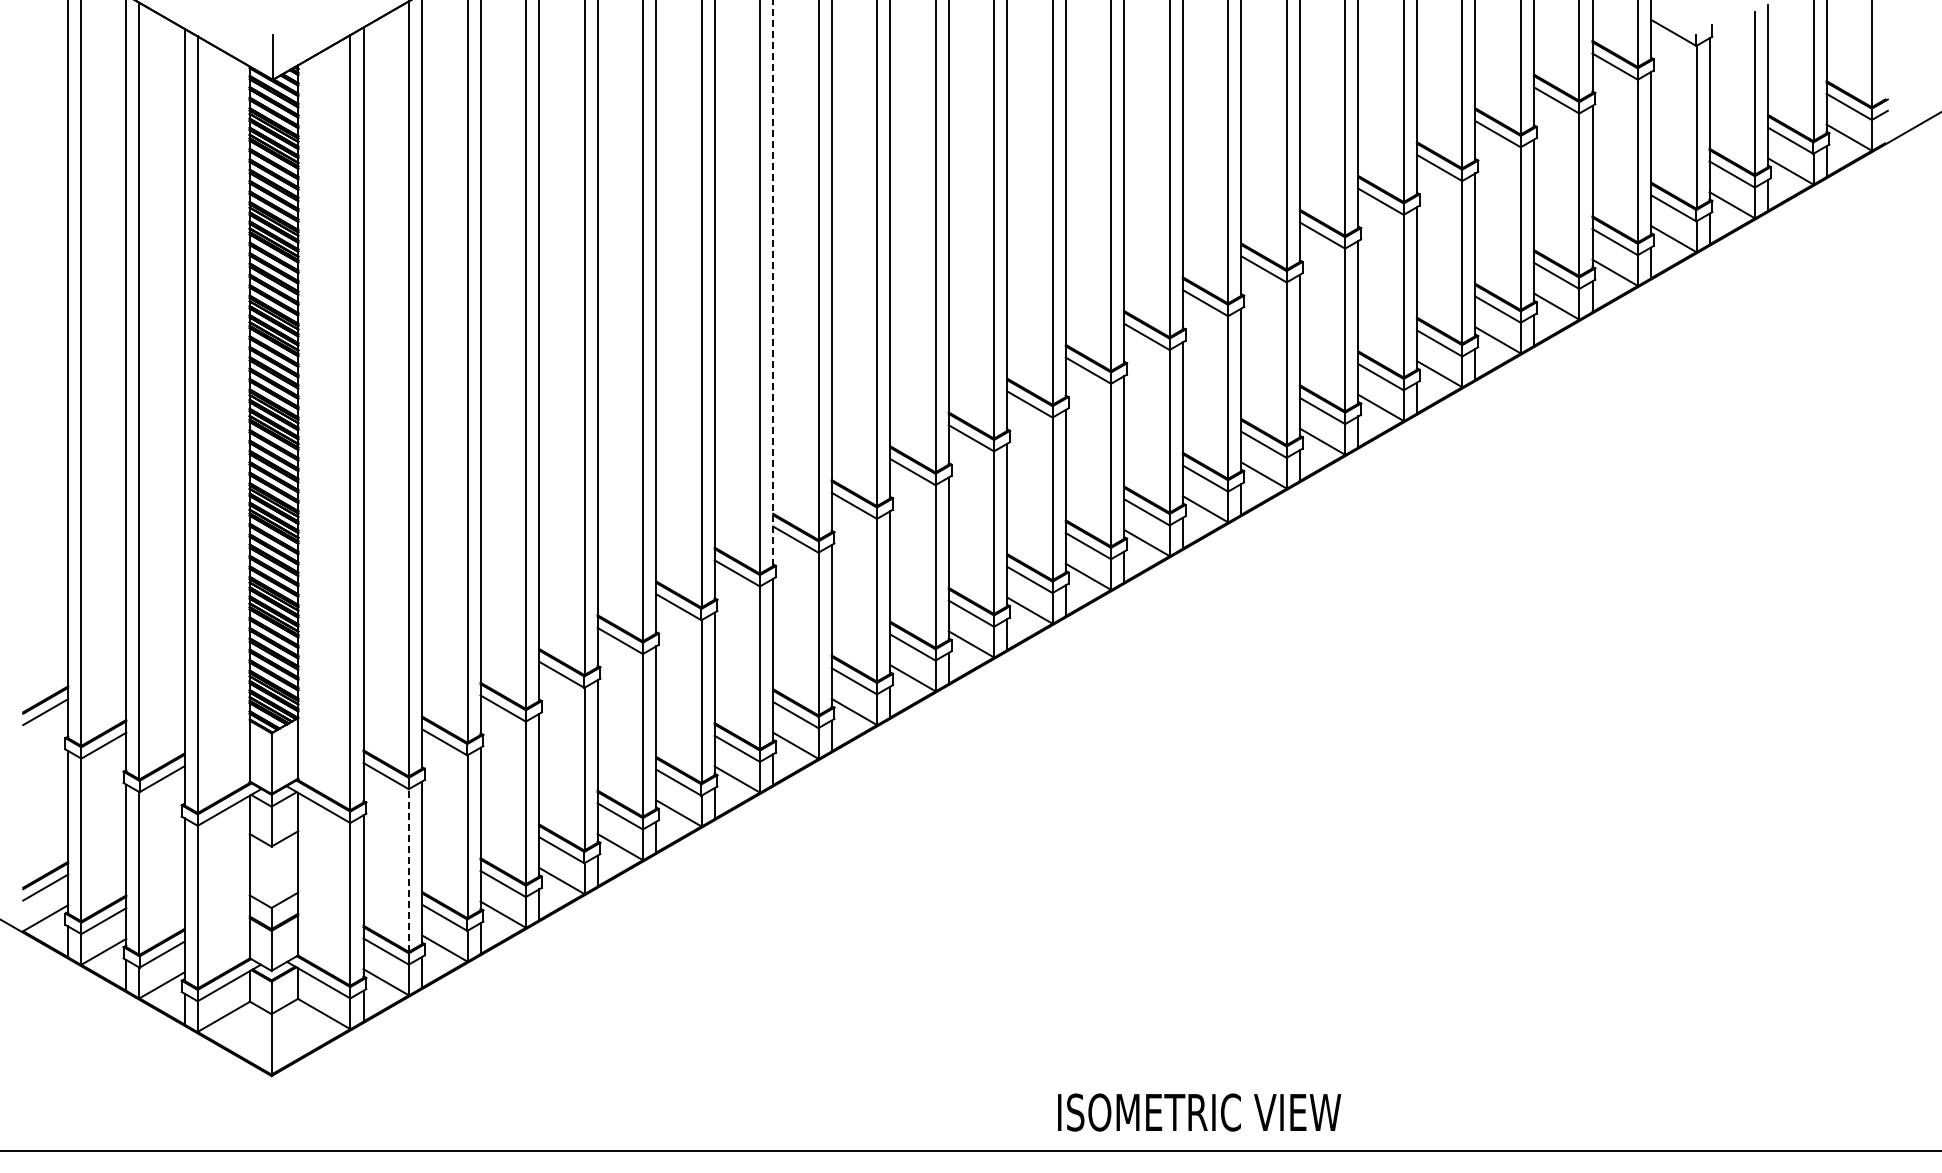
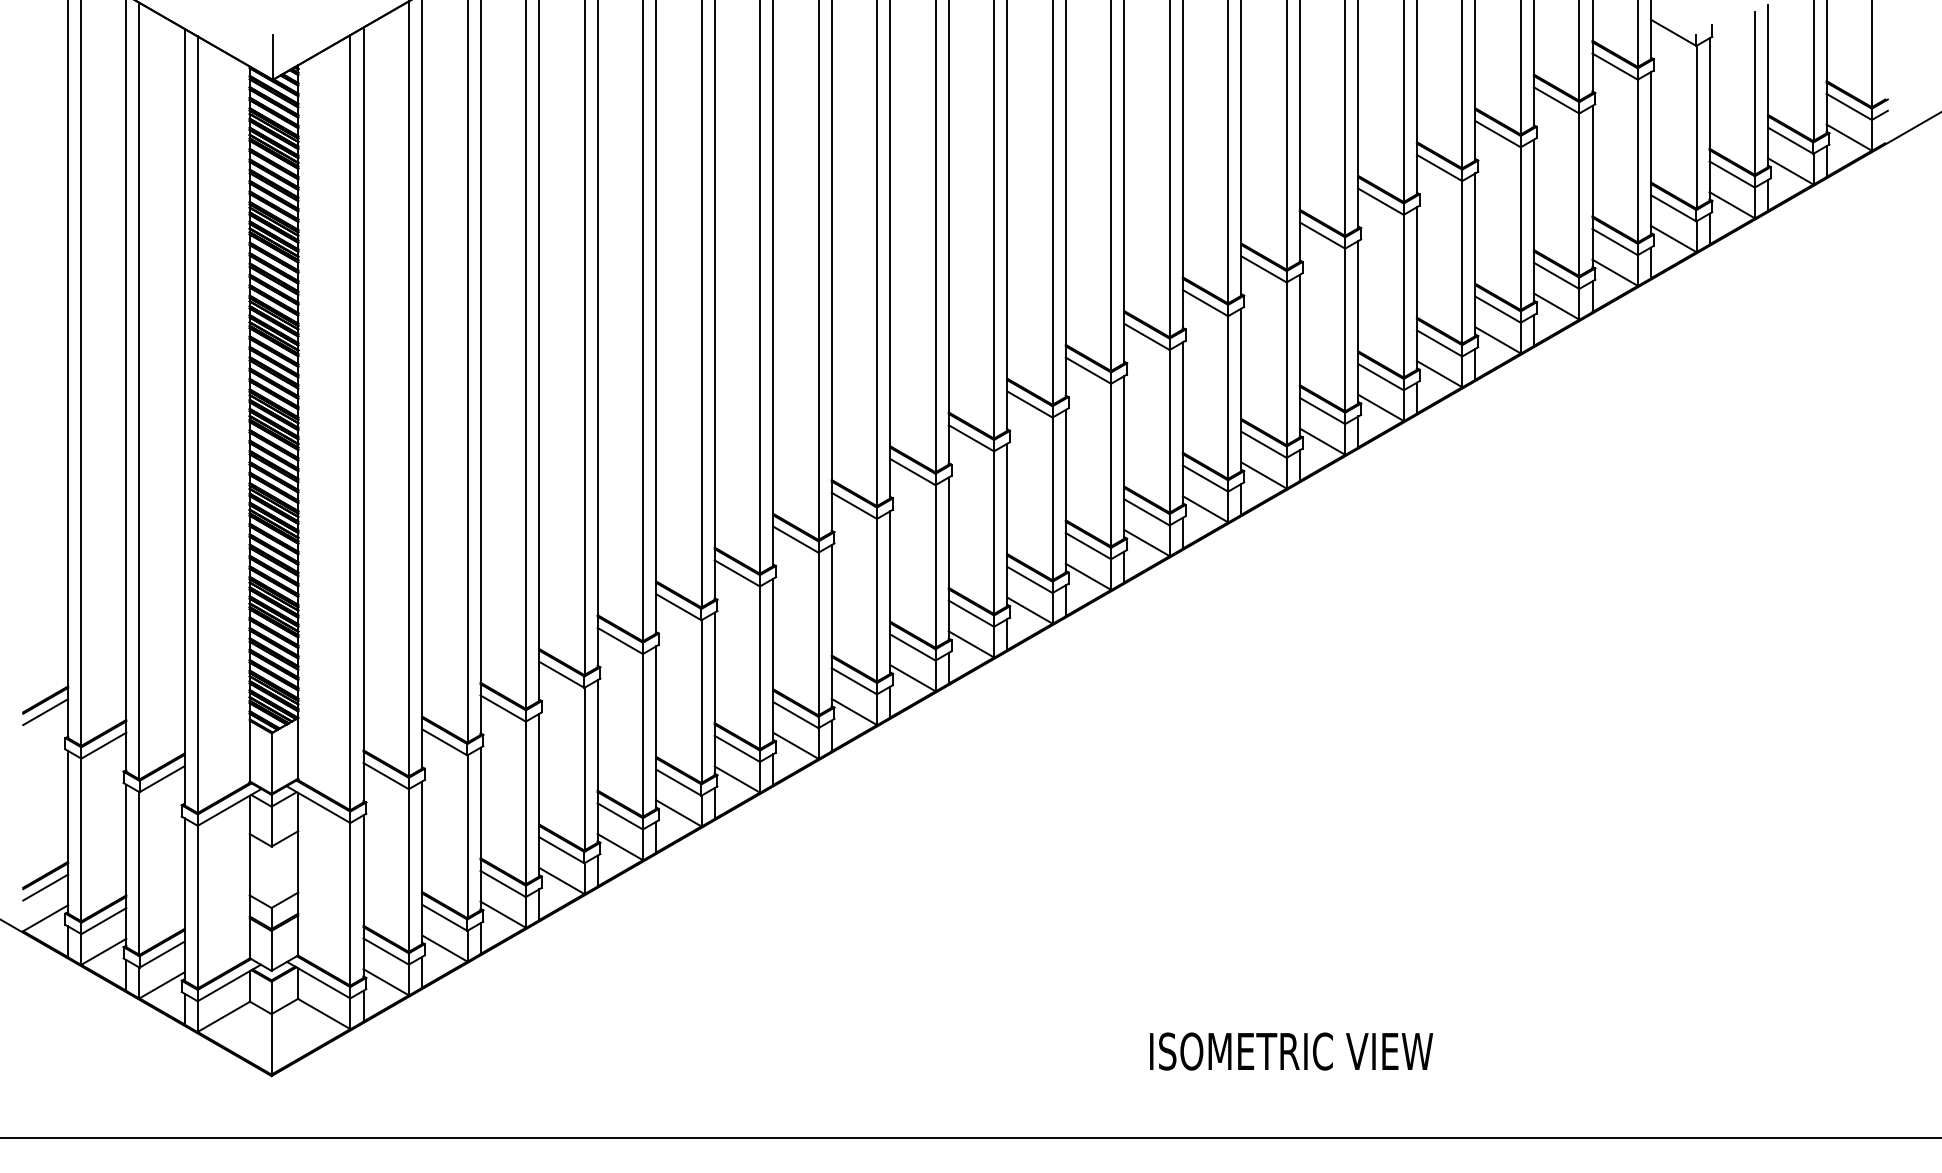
line: dashed -> solid (773, 283)
line: dashed -> solid (409, 869)
text position: (1199, 1112) -> (1291, 1051) (1291, 1051)
line position: (970, 1150) -> (970, 1137) (970, 1137)
